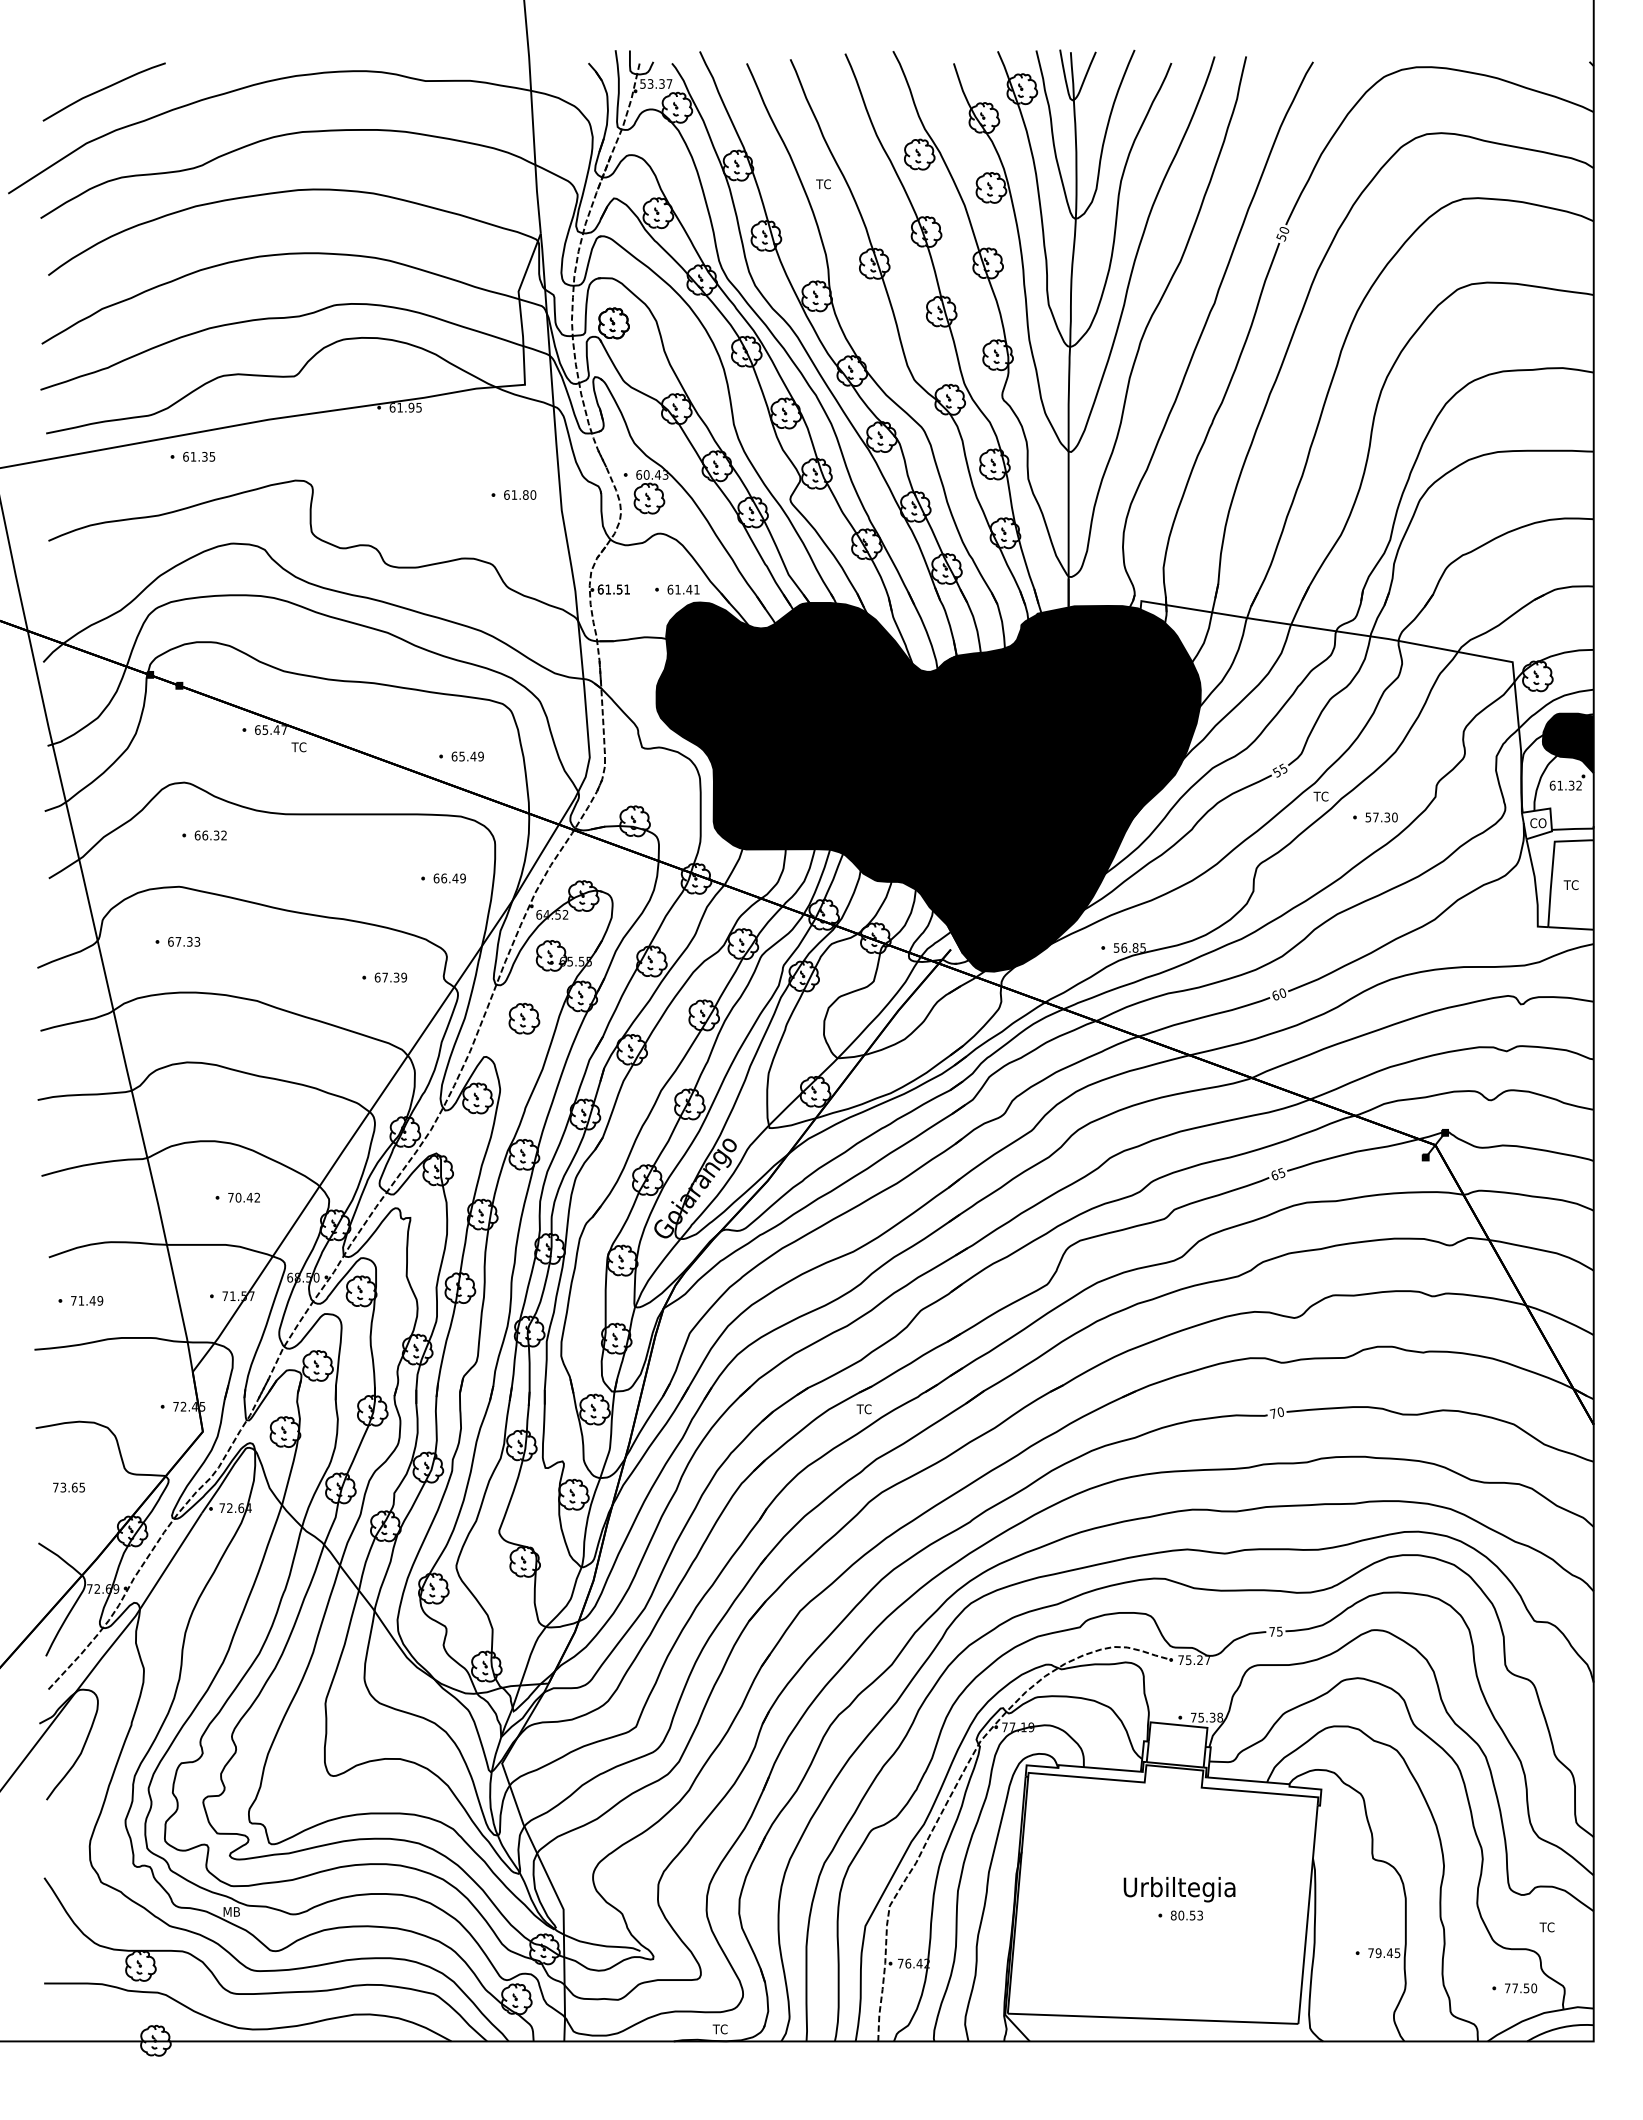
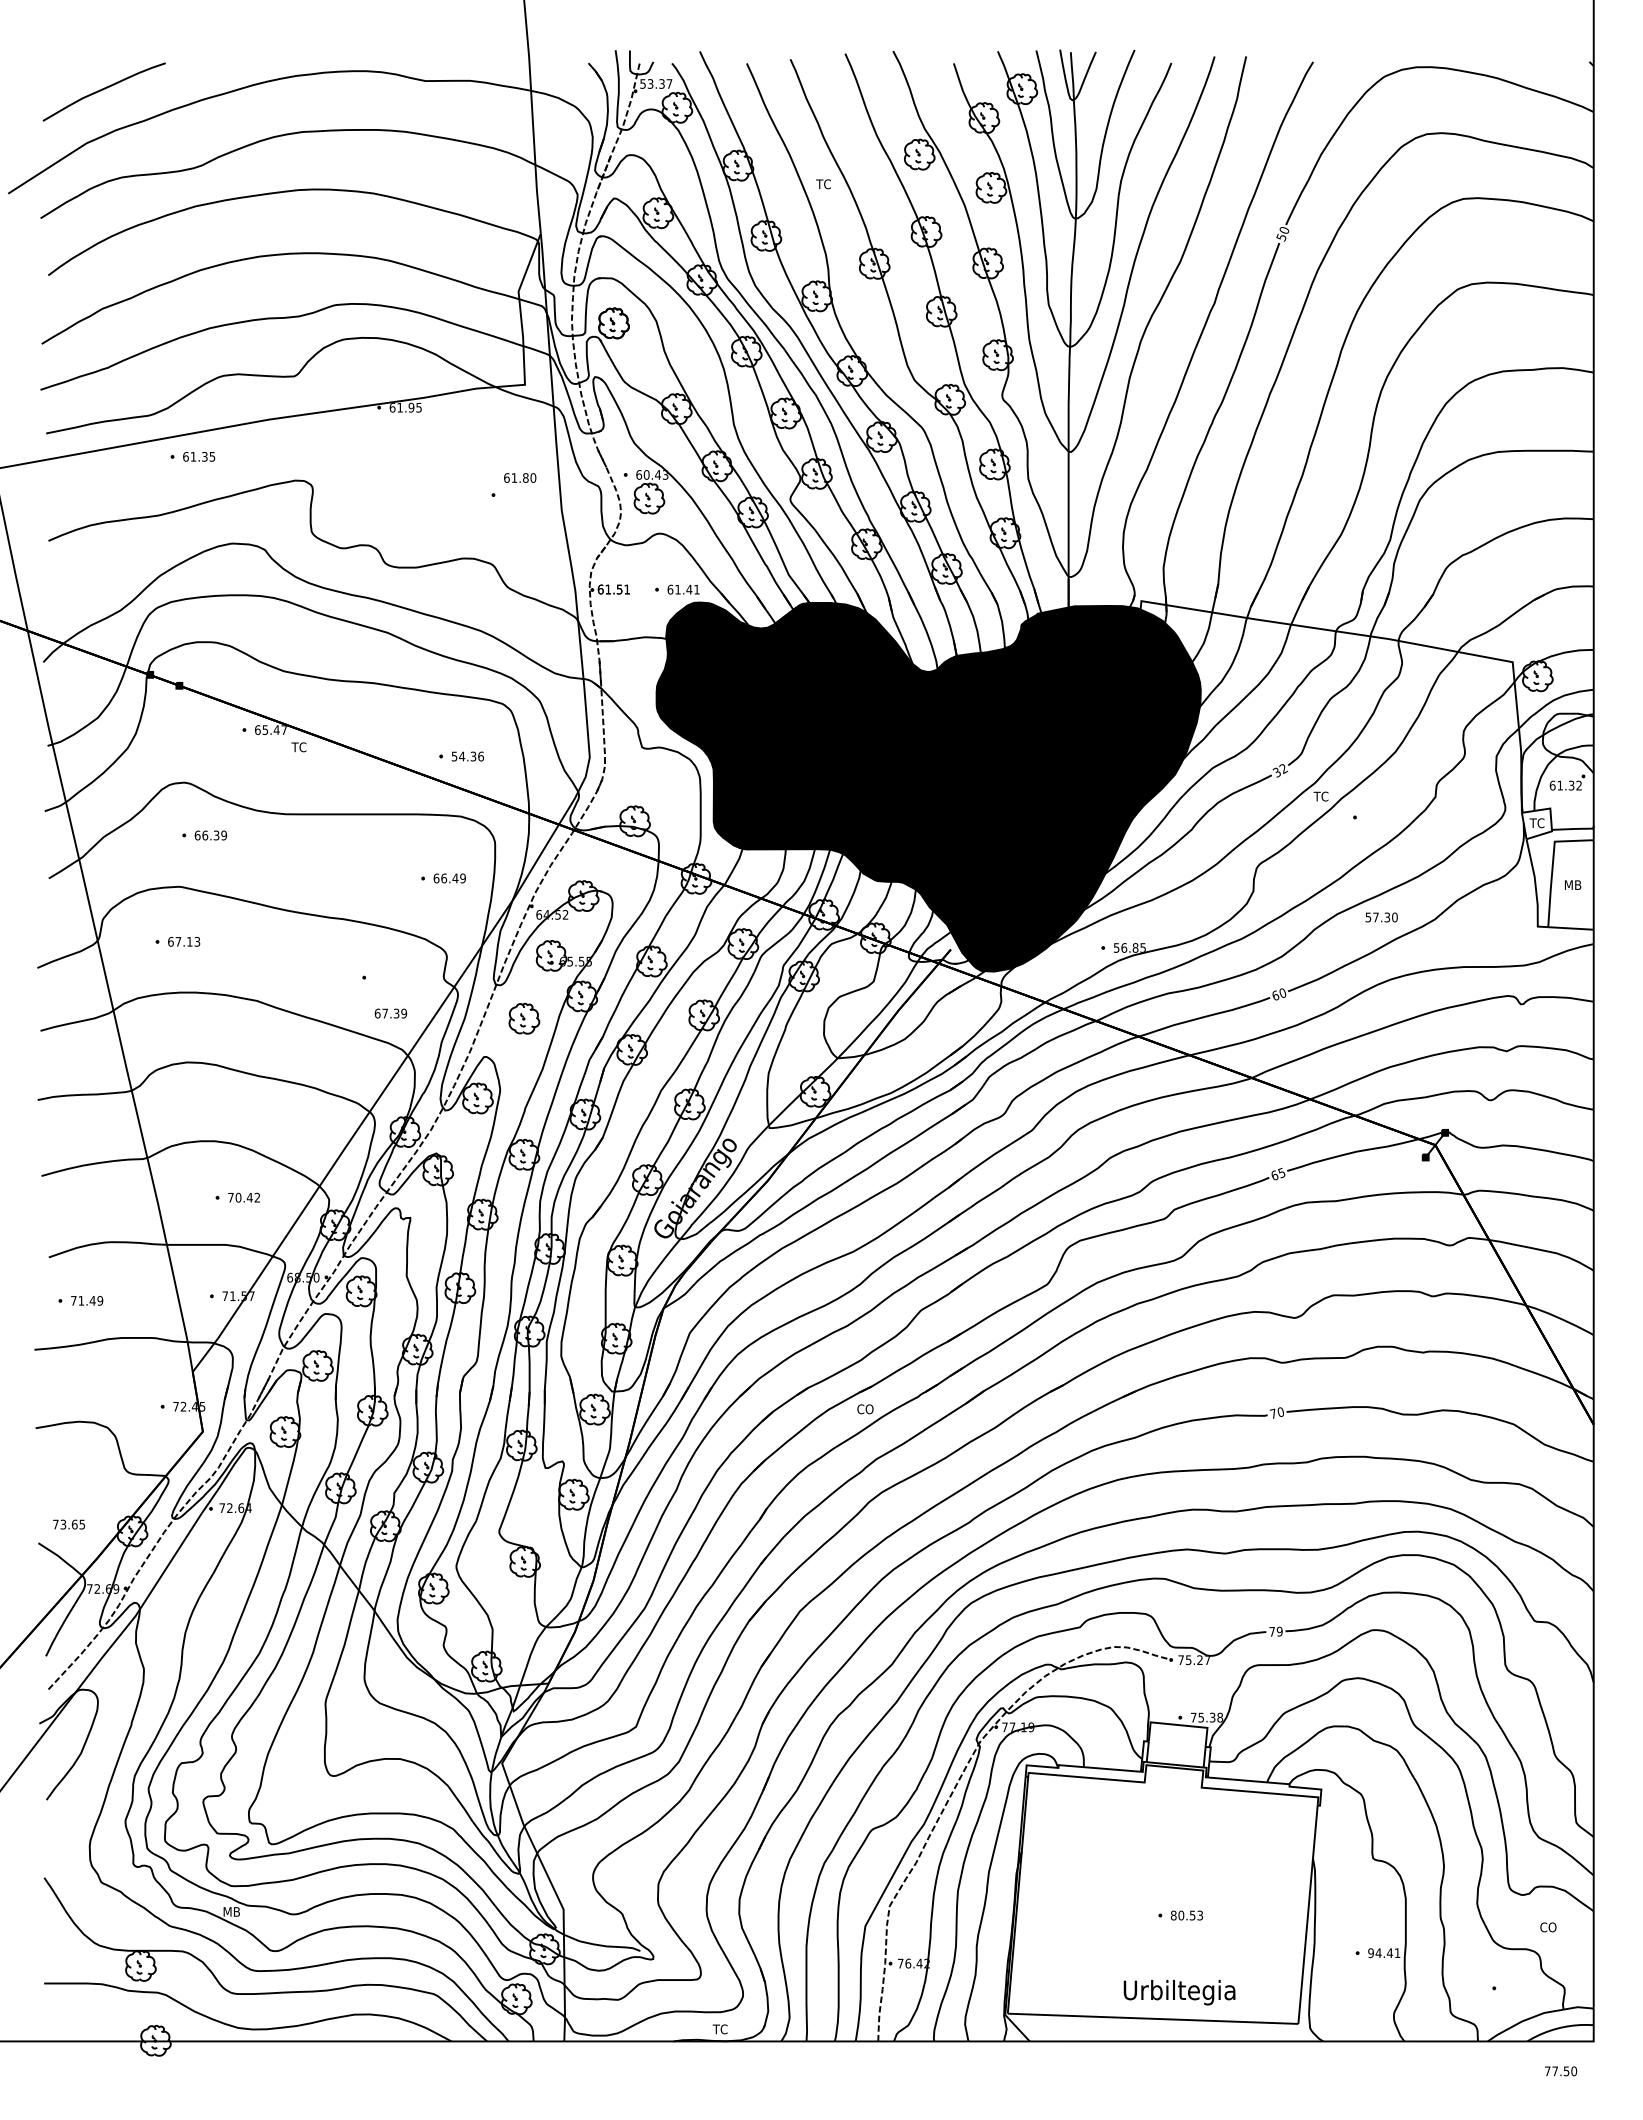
text position: (520, 494) -> (520, 477) (520, 477)
fill: present -> none (1567, 743)
text: 65.49 -> 54.36 (467, 756)
text: 55 -> 32 (1280, 768)
text position: (1381, 817) -> (1381, 917) (1381, 917)
text: CO -> TC (1537, 823)
text: 66.32 -> 66.39 (224, 835)
text: TC -> MB (1572, 885)
text: 67.33 -> 67.13 (189, 941)
text position: (390, 977) -> (390, 1013) (390, 1013)
text: TC -> CO (864, 1409)
text position: (68, 1487) -> (68, 1524) (68, 1524)
text: 75 -> 79 (1279, 1631)
text position: (1179, 1889) -> (1179, 1992) (1179, 1992)
text: TC -> CO (1547, 1927)
text: 79.45 -> 94.41 (1384, 1953)
text position: (1521, 1988) -> (1561, 2071) (1561, 2071)
